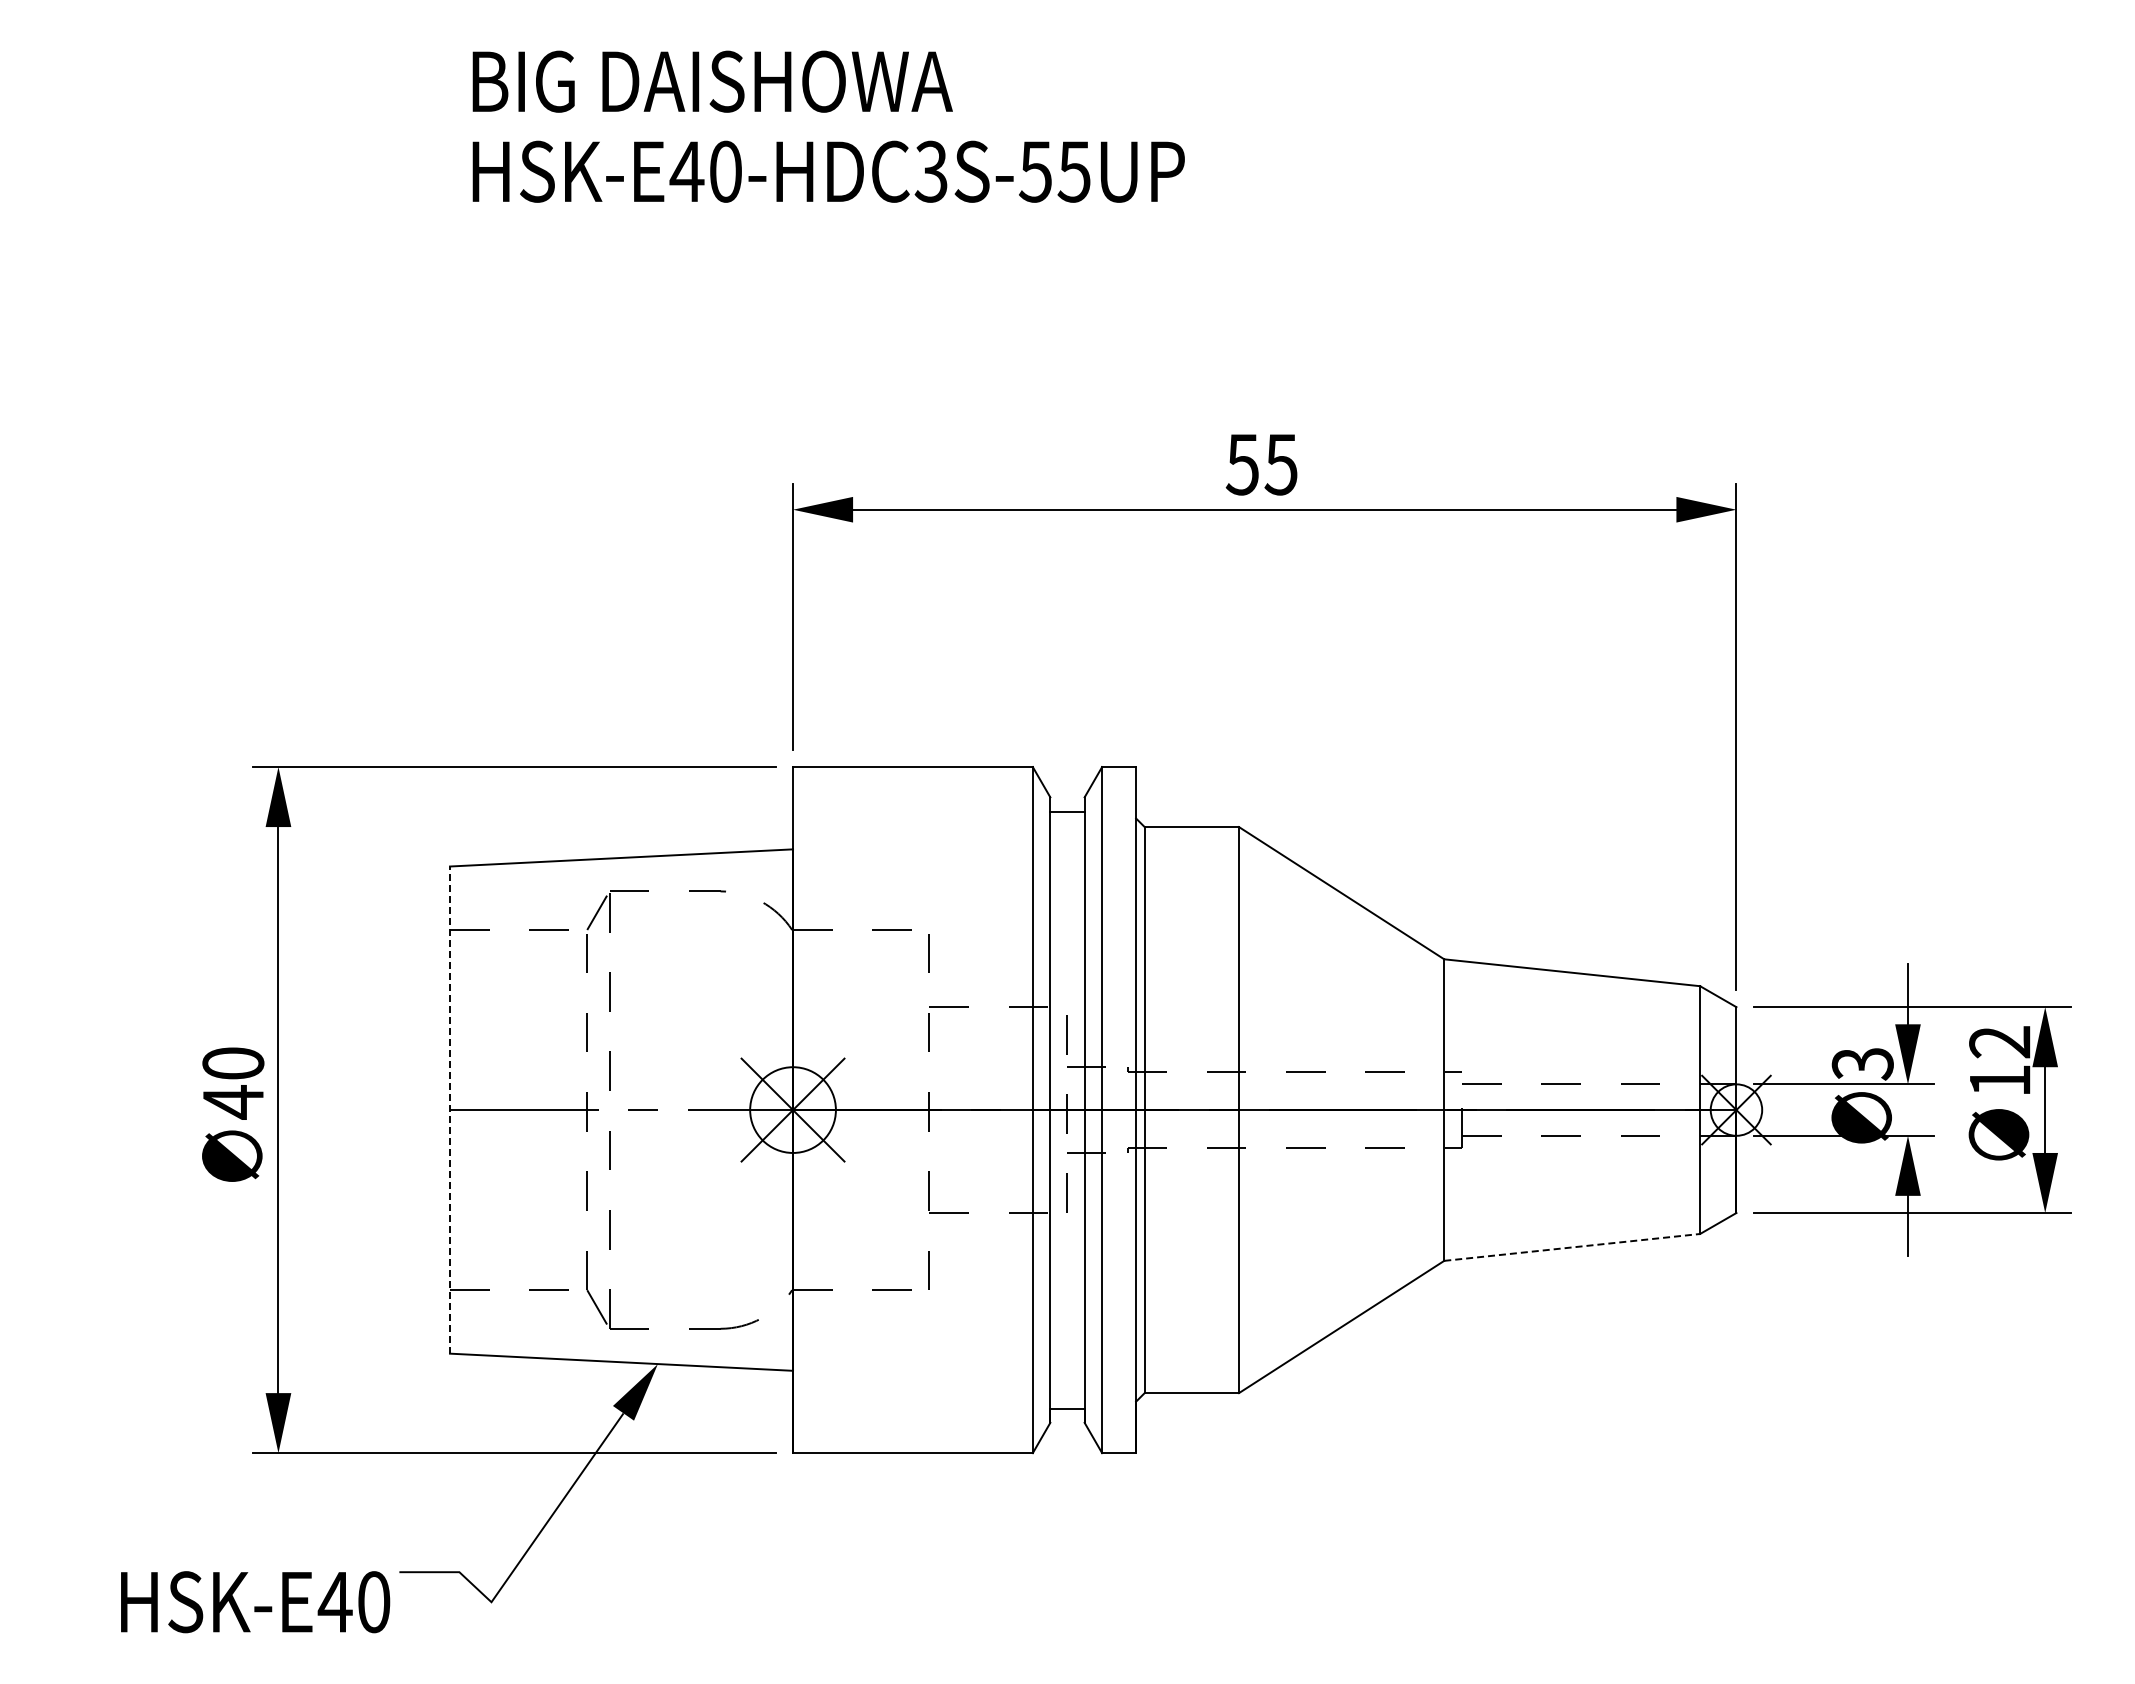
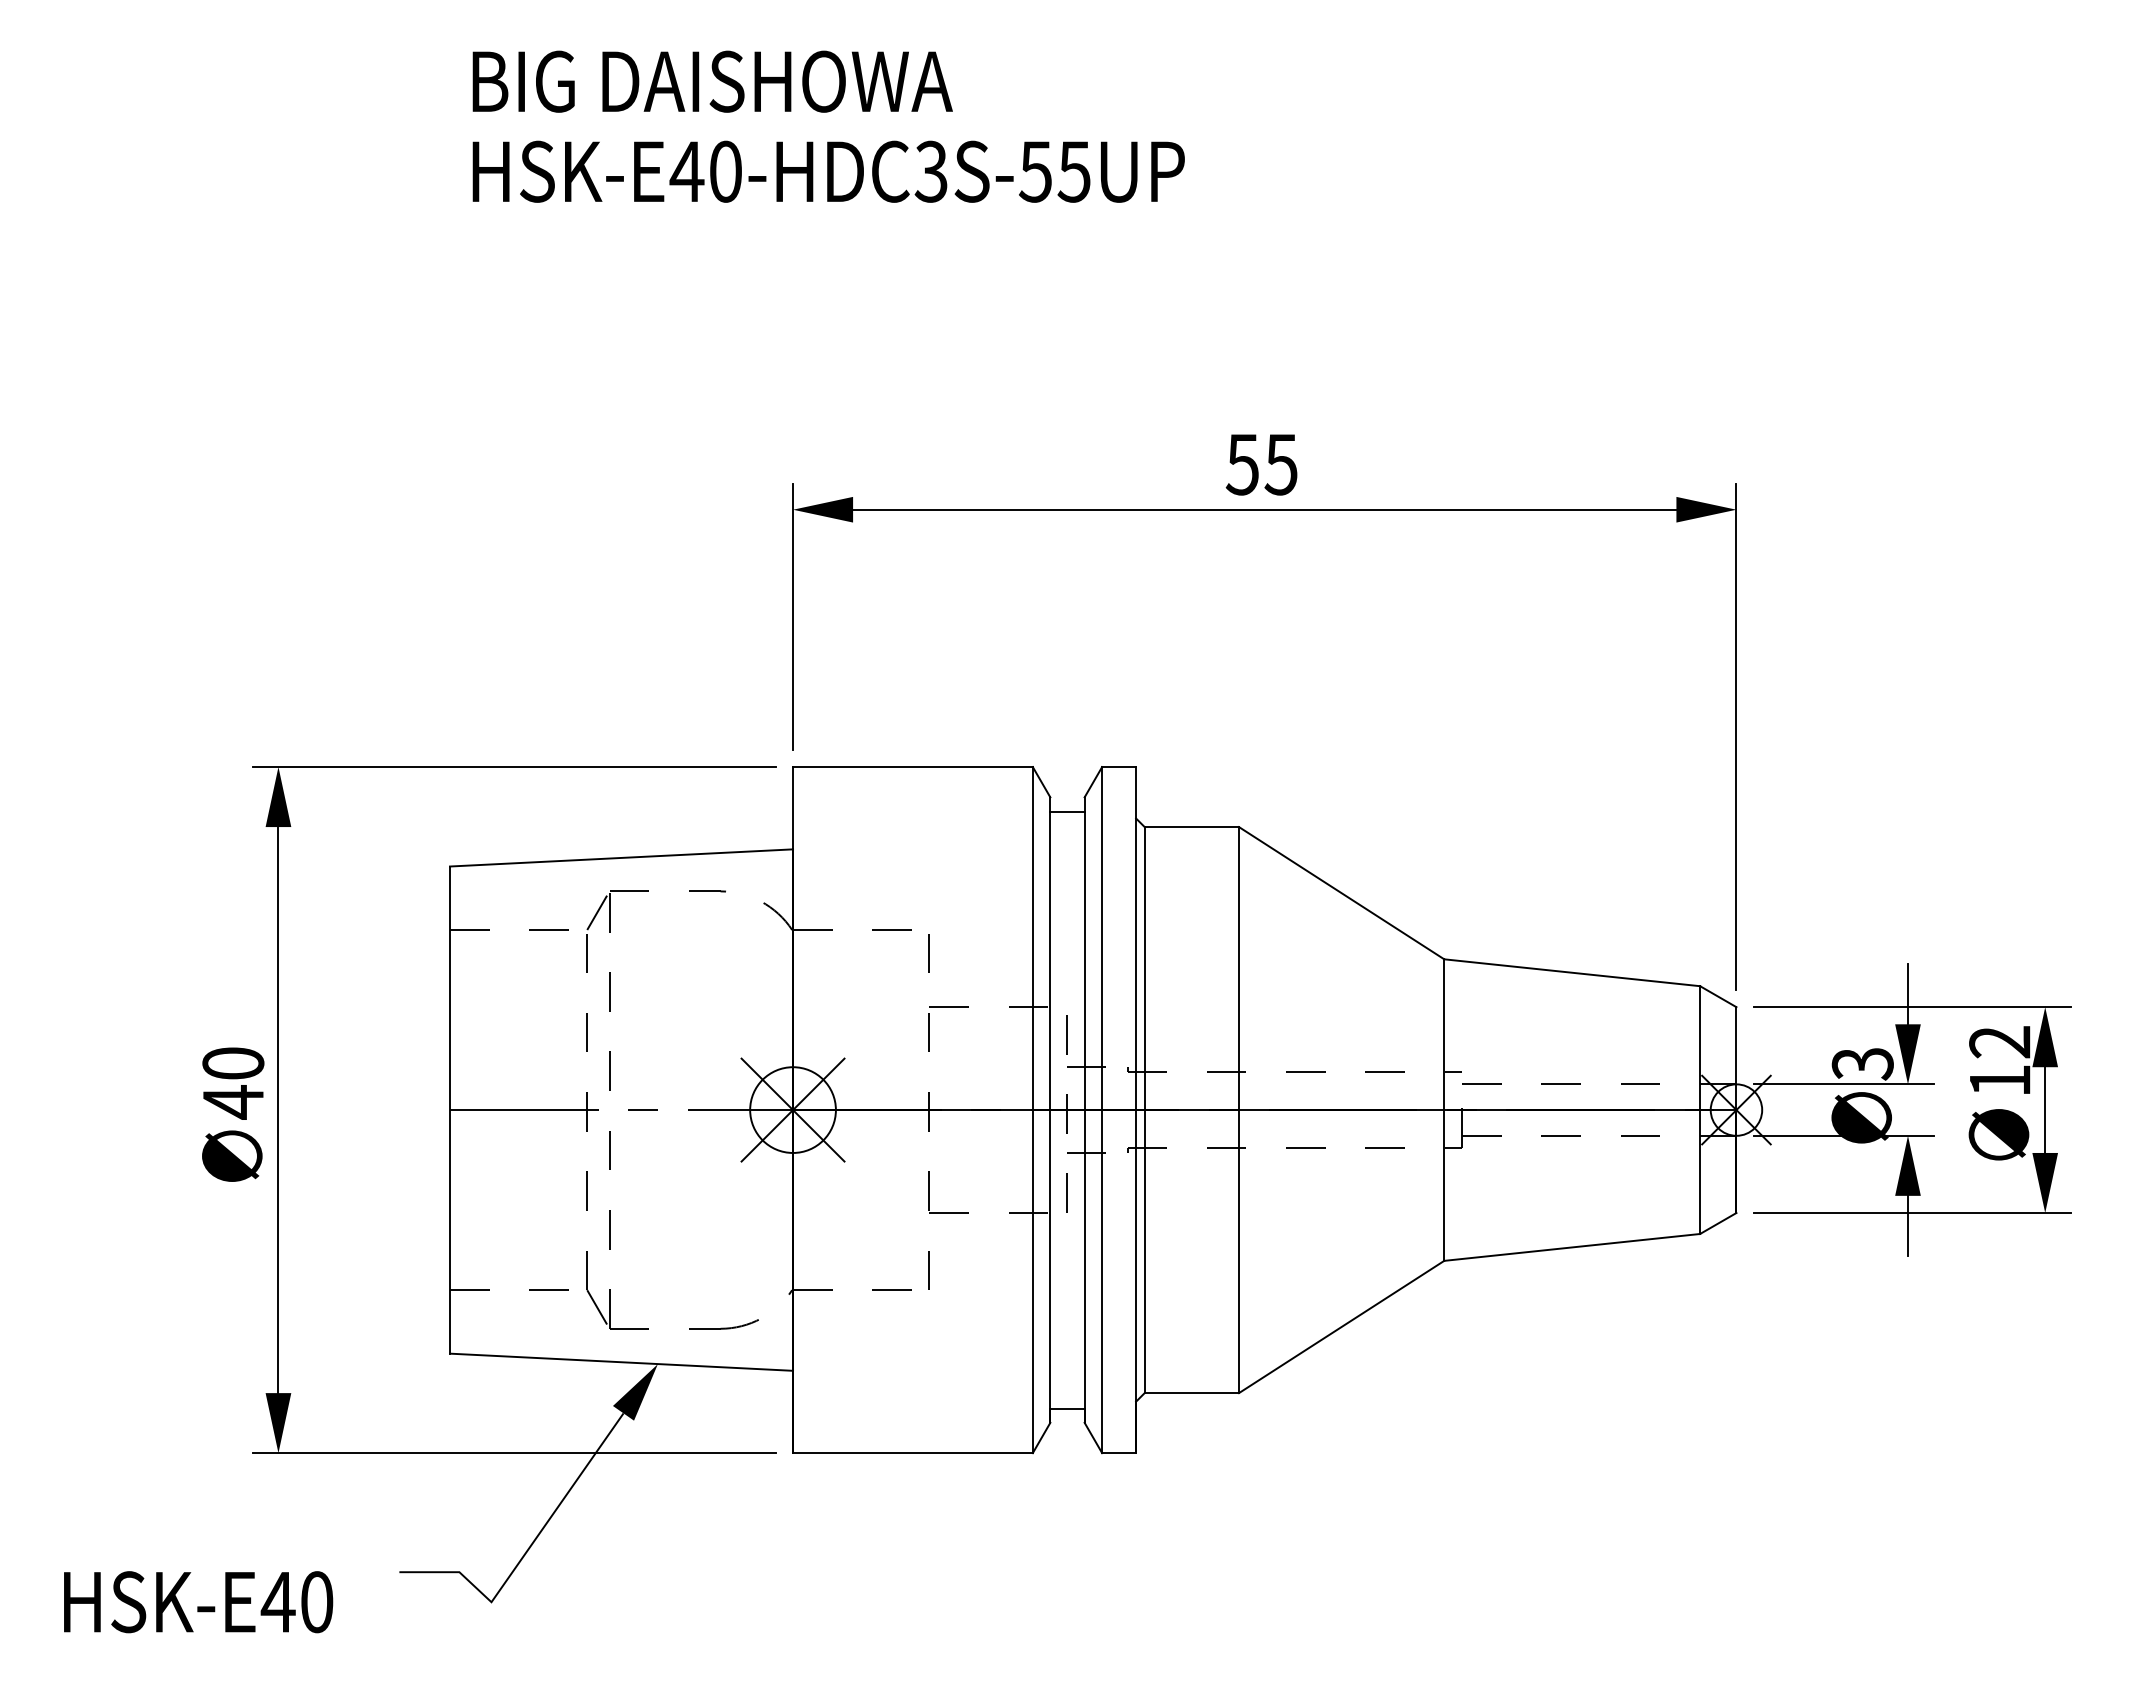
line: dashed -> solid (449, 1110)
line: dashed -> solid (1572, 1247)
text position: (255, 1602) -> (198, 1602) (198, 1602)
